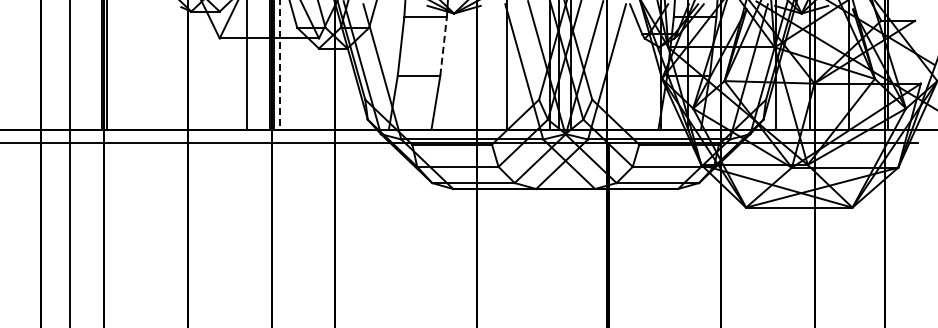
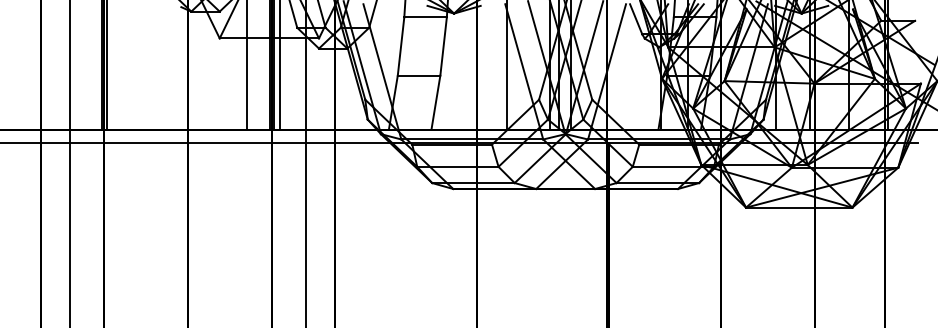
line: dashed -> solid (443, 45)
line: dashed -> solid (279, 65)
line: none -> present (306, 163)
